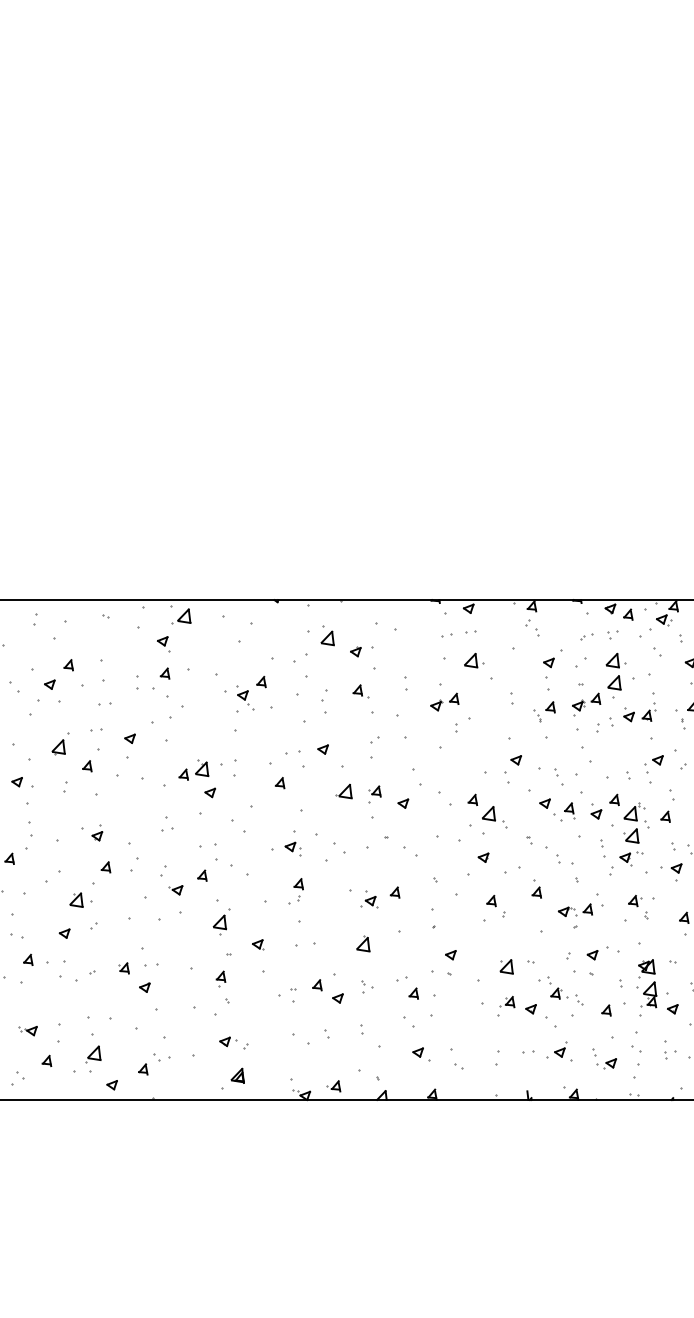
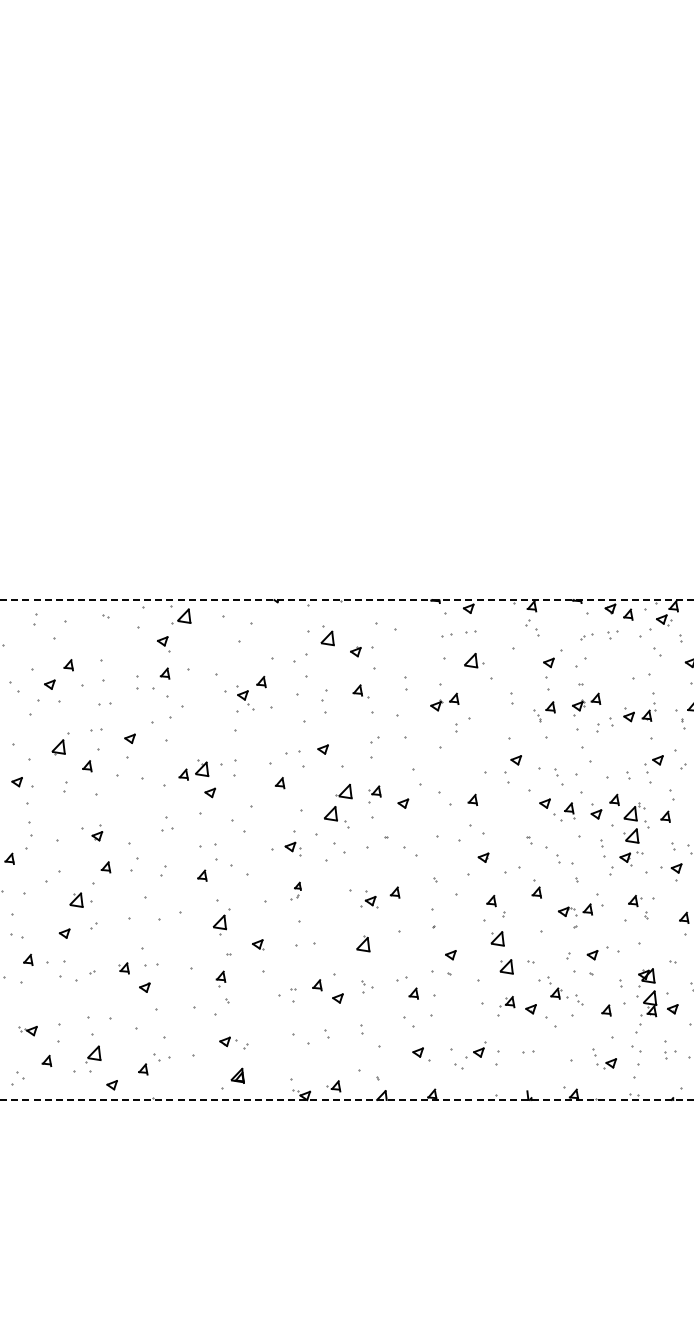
line: solid -> dashed (347, 600)
part: present -> none (615, 675)
part position: (494, 817) -> (336, 817) (336, 817)
part: present -> none (175, 890)
part size: 16x27 px -> 12x20 px (295, 890)
part: none -> present (497, 938)
part position: (646, 987) -> (646, 996) (646, 996)
part position: (556, 1049) -> (475, 1049) (475, 1049)
line: solid -> dashed (347, 1099)
